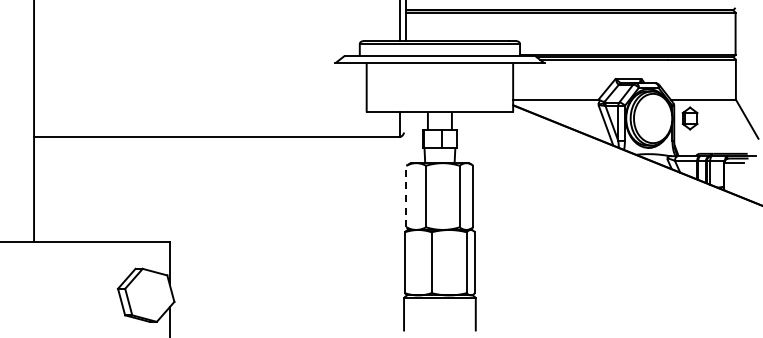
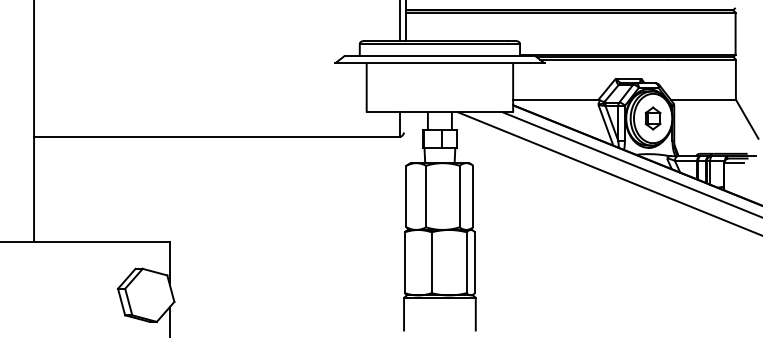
part position: (689, 118) -> (652, 118) (652, 118)
line: none -> present (630, 164)
line: none -> present (608, 173)
line: dashed -> solid (406, 196)
